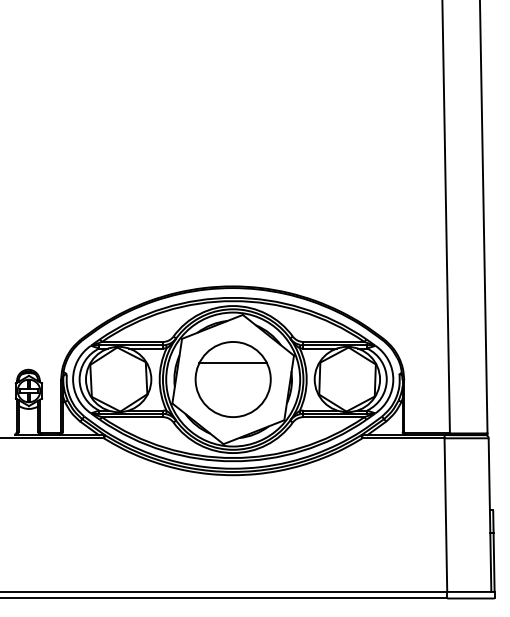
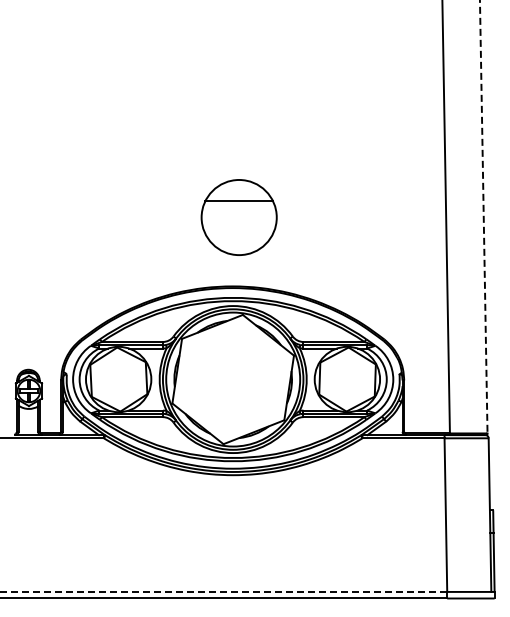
line: solid -> dashed (483, 217)
part position: (232, 379) -> (238, 217) (238, 217)
line: solid -> dashed (223, 591)
